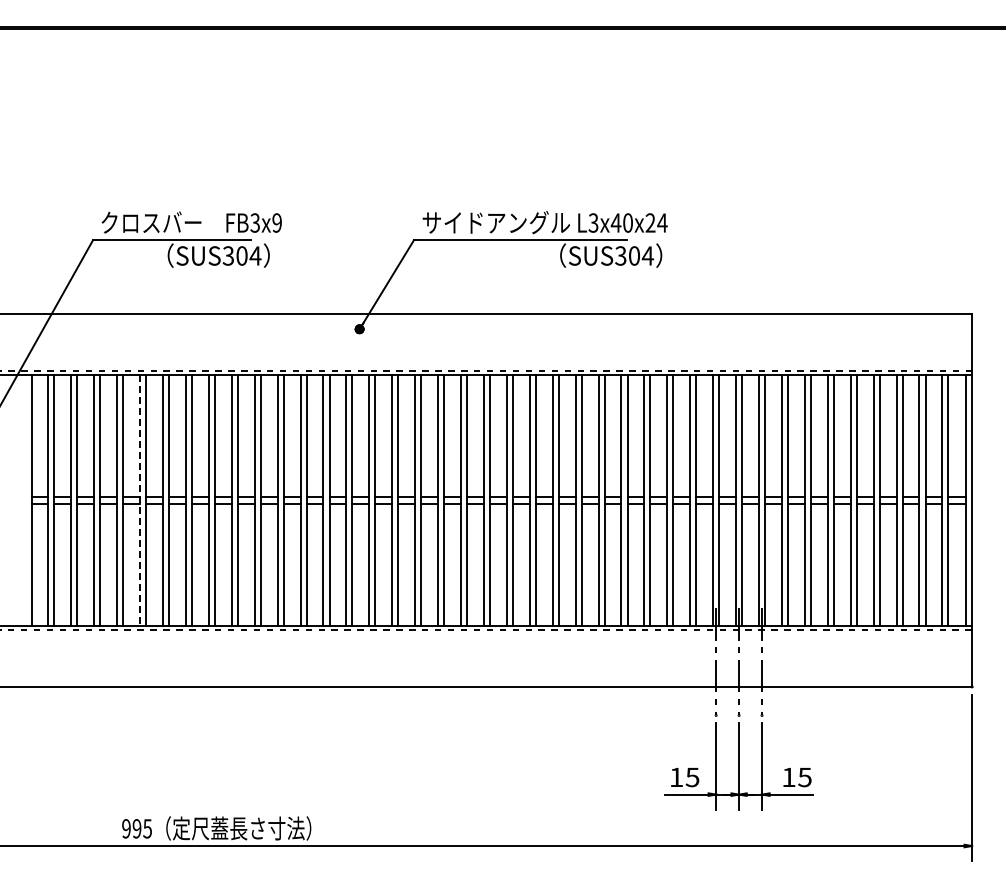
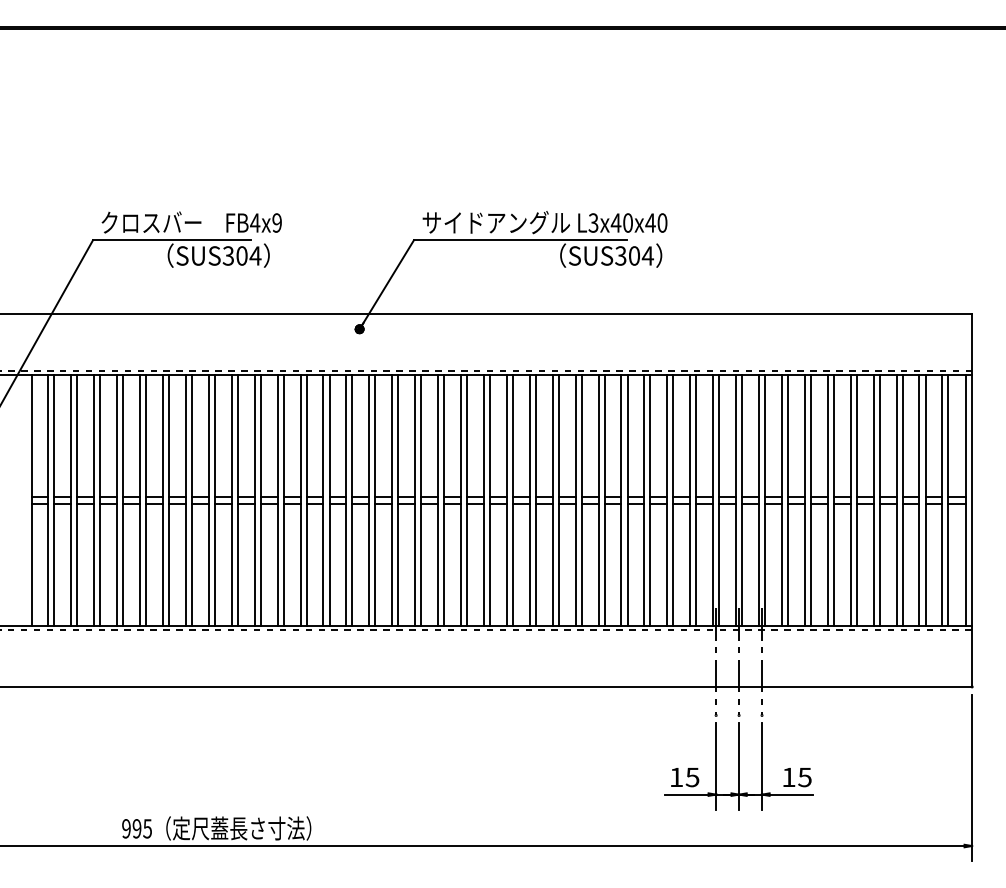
text: FB3x9 -> FB4x9 (255, 222)
text: L3x40x24 -> L3x40x40 (656, 222)
line: dashed -> solid (140, 500)
